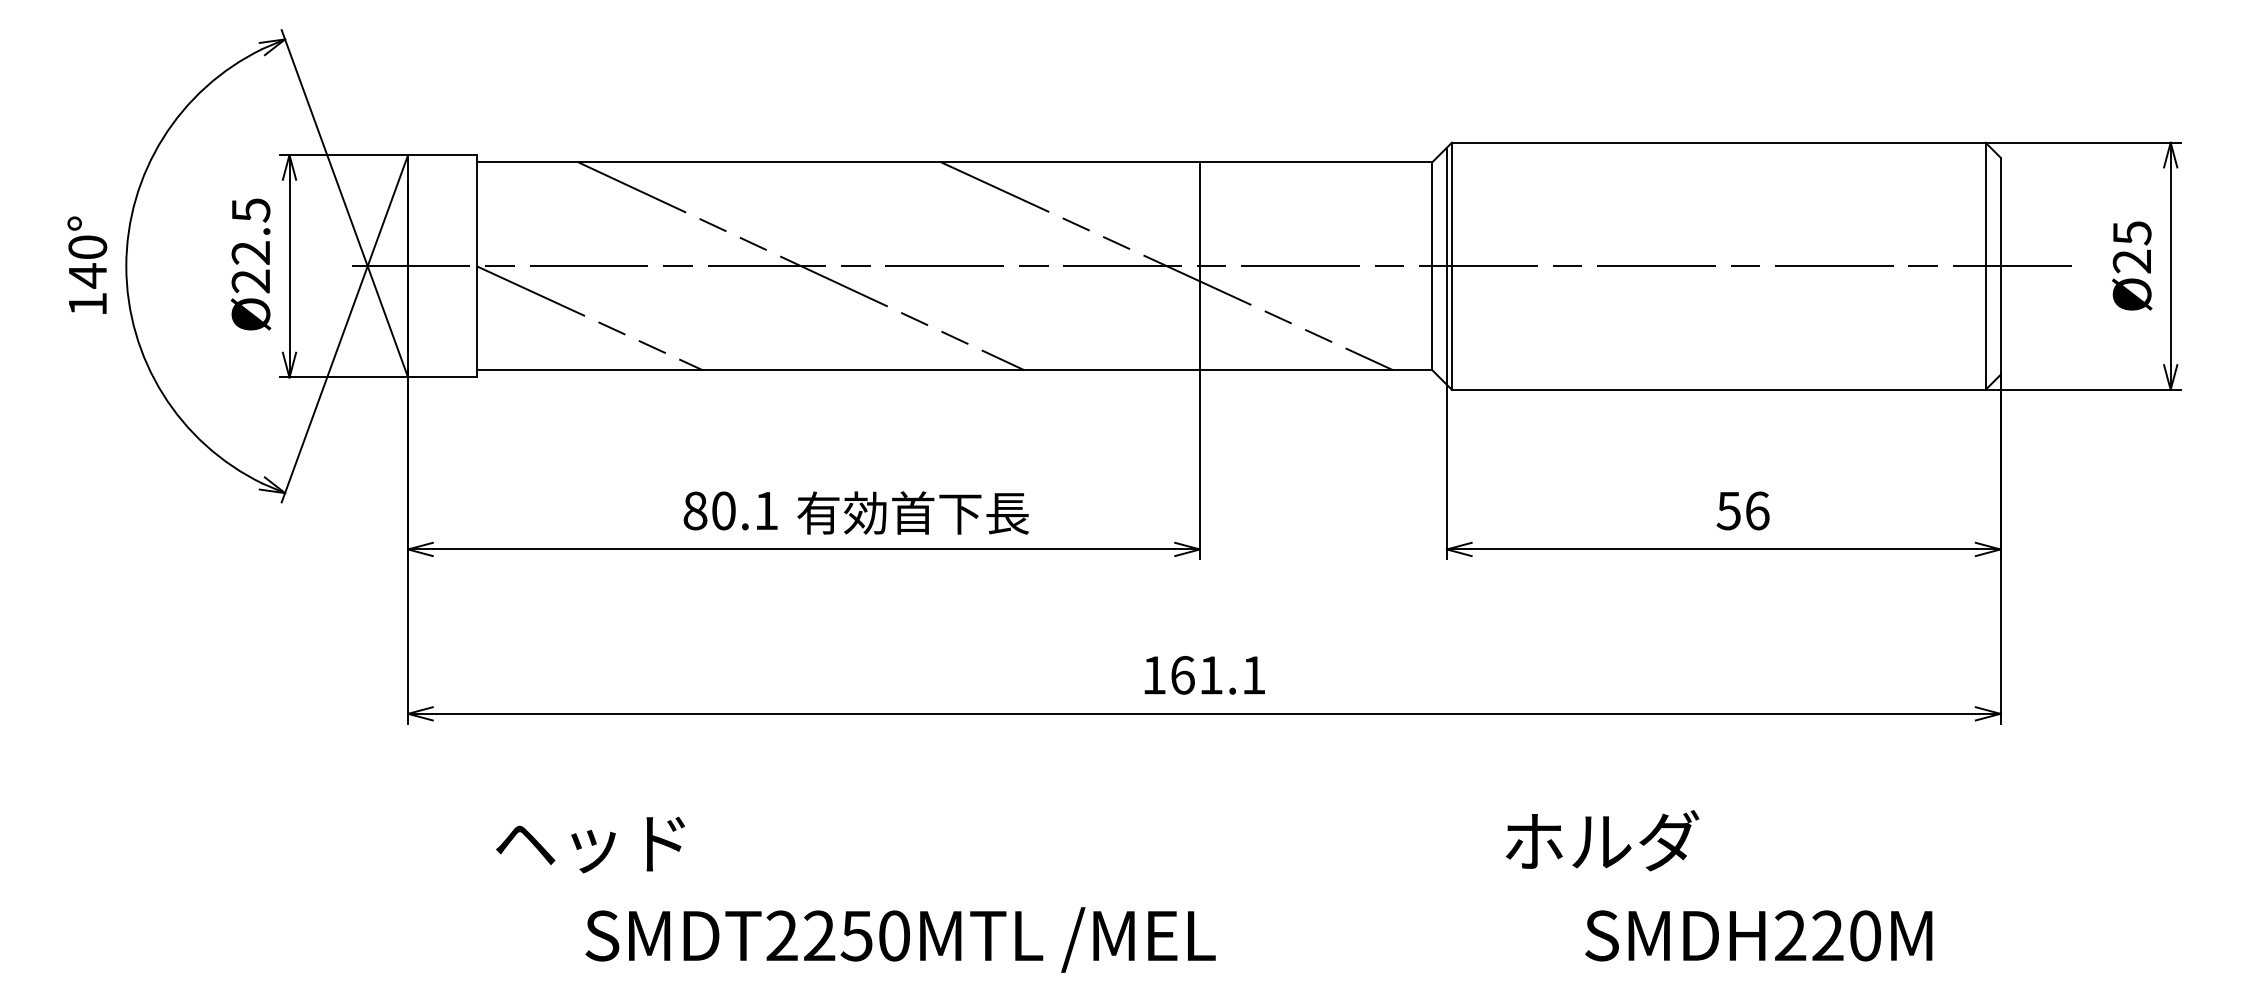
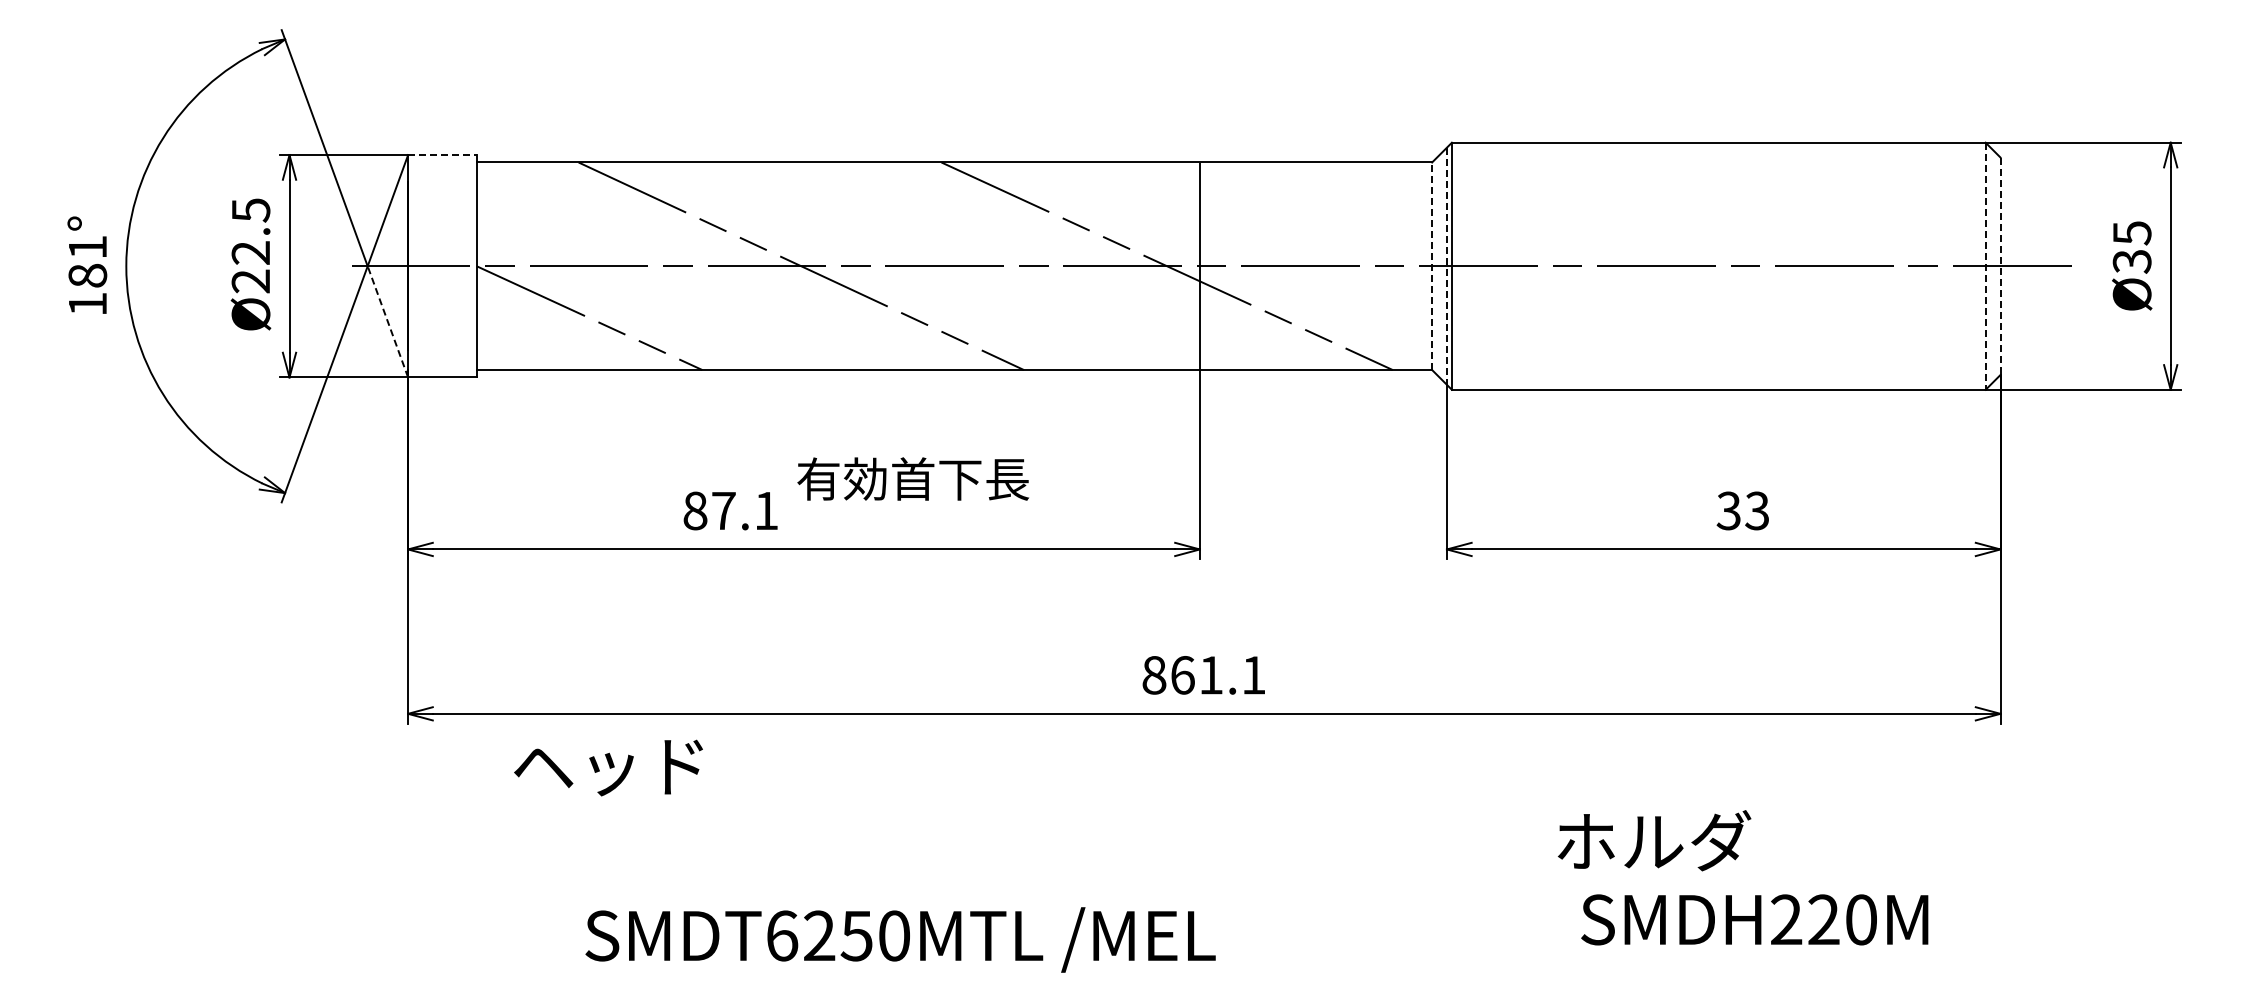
line: solid -> dashed (442, 155)
text: 140° -> 181° (87, 261)
text: Ø25 -> Ø35 (2132, 261)
line: solid -> dashed (1432, 266)
line: solid -> dashed (1446, 266)
line: solid -> dashed (1985, 266)
line: solid -> dashed (2000, 266)
line: solid -> dashed (387, 321)
text: 80.1 -> 87.1 (723, 510)
text: 56 -> 33 (1742, 510)
text position: (913, 512) -> (913, 478) (913, 478)
text: 161.1 -> 861.1 (1154, 675)
text position: (1602, 840) -> (1654, 840) (1654, 840)
text position: (590, 844) -> (608, 767) (608, 767)
text: SMDT2250MTL -> SMDT6250MTL (782, 935)
text position: (1758, 935) -> (1754, 919) (1754, 919)
